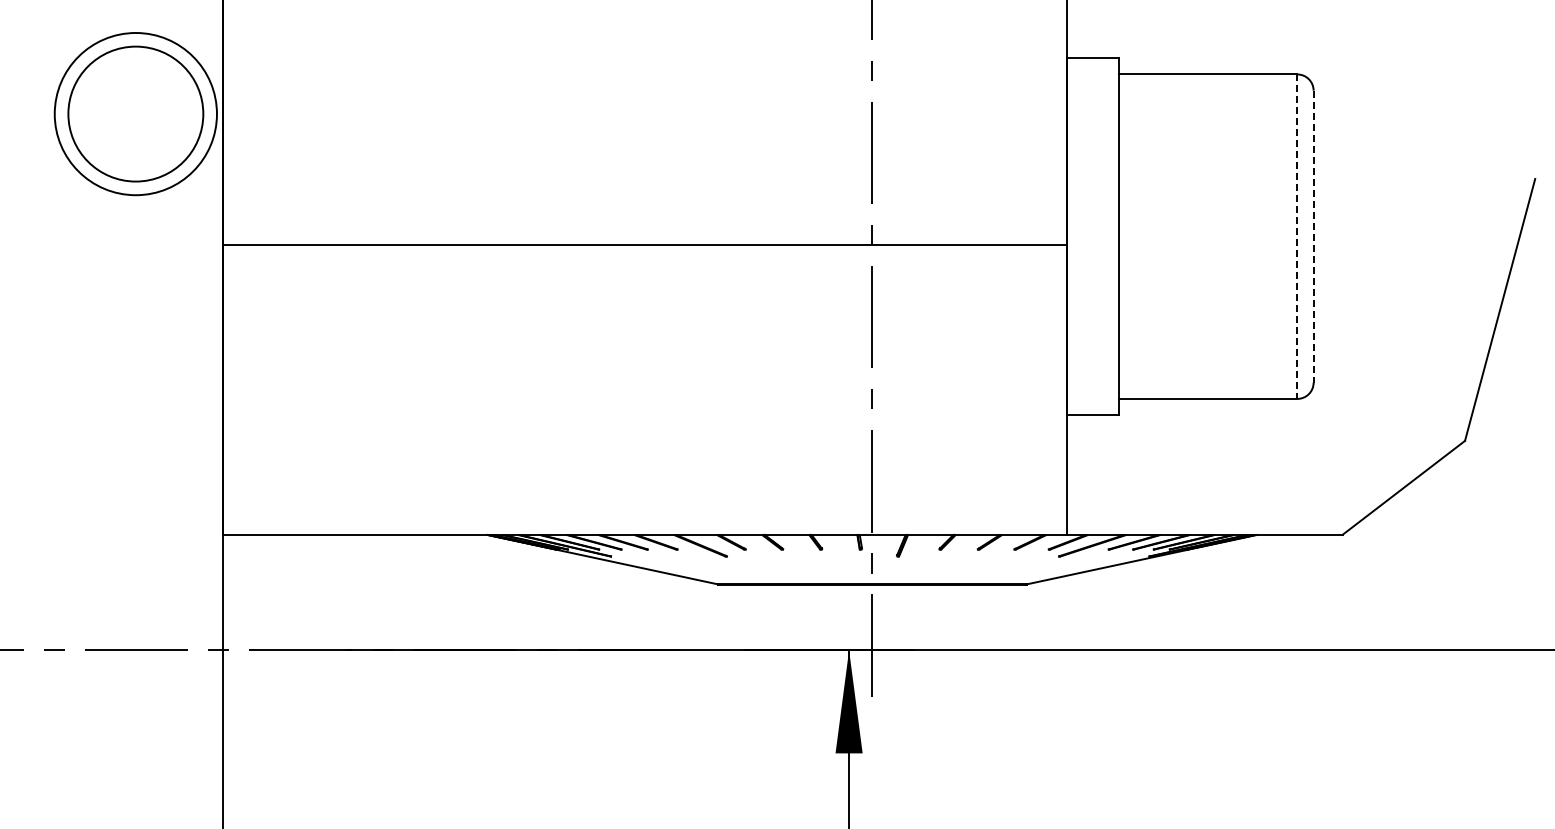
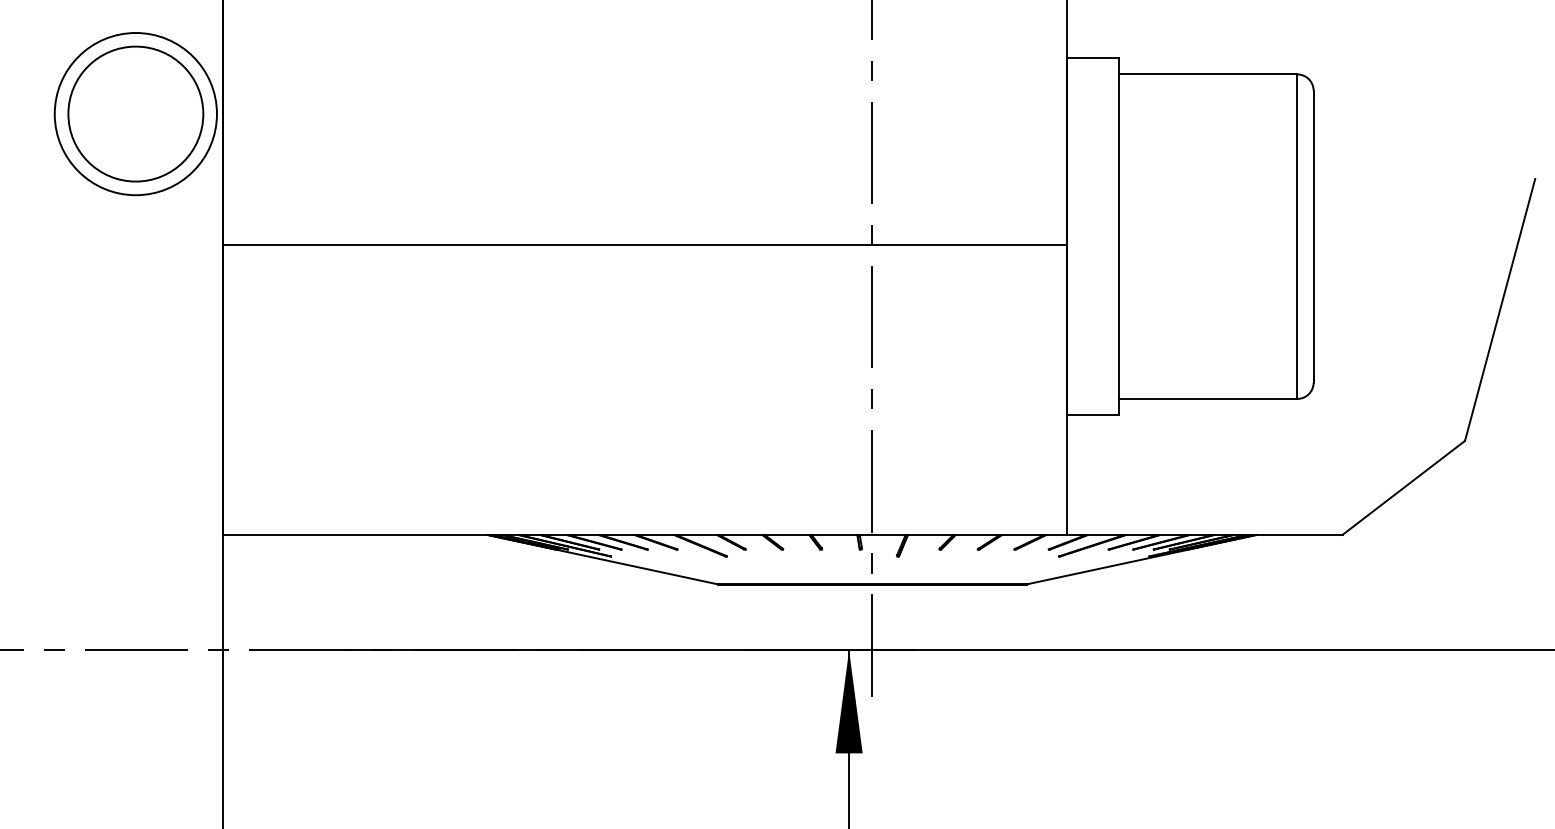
line: dashed -> solid (1297, 237)
line: dashed -> solid (1313, 237)
